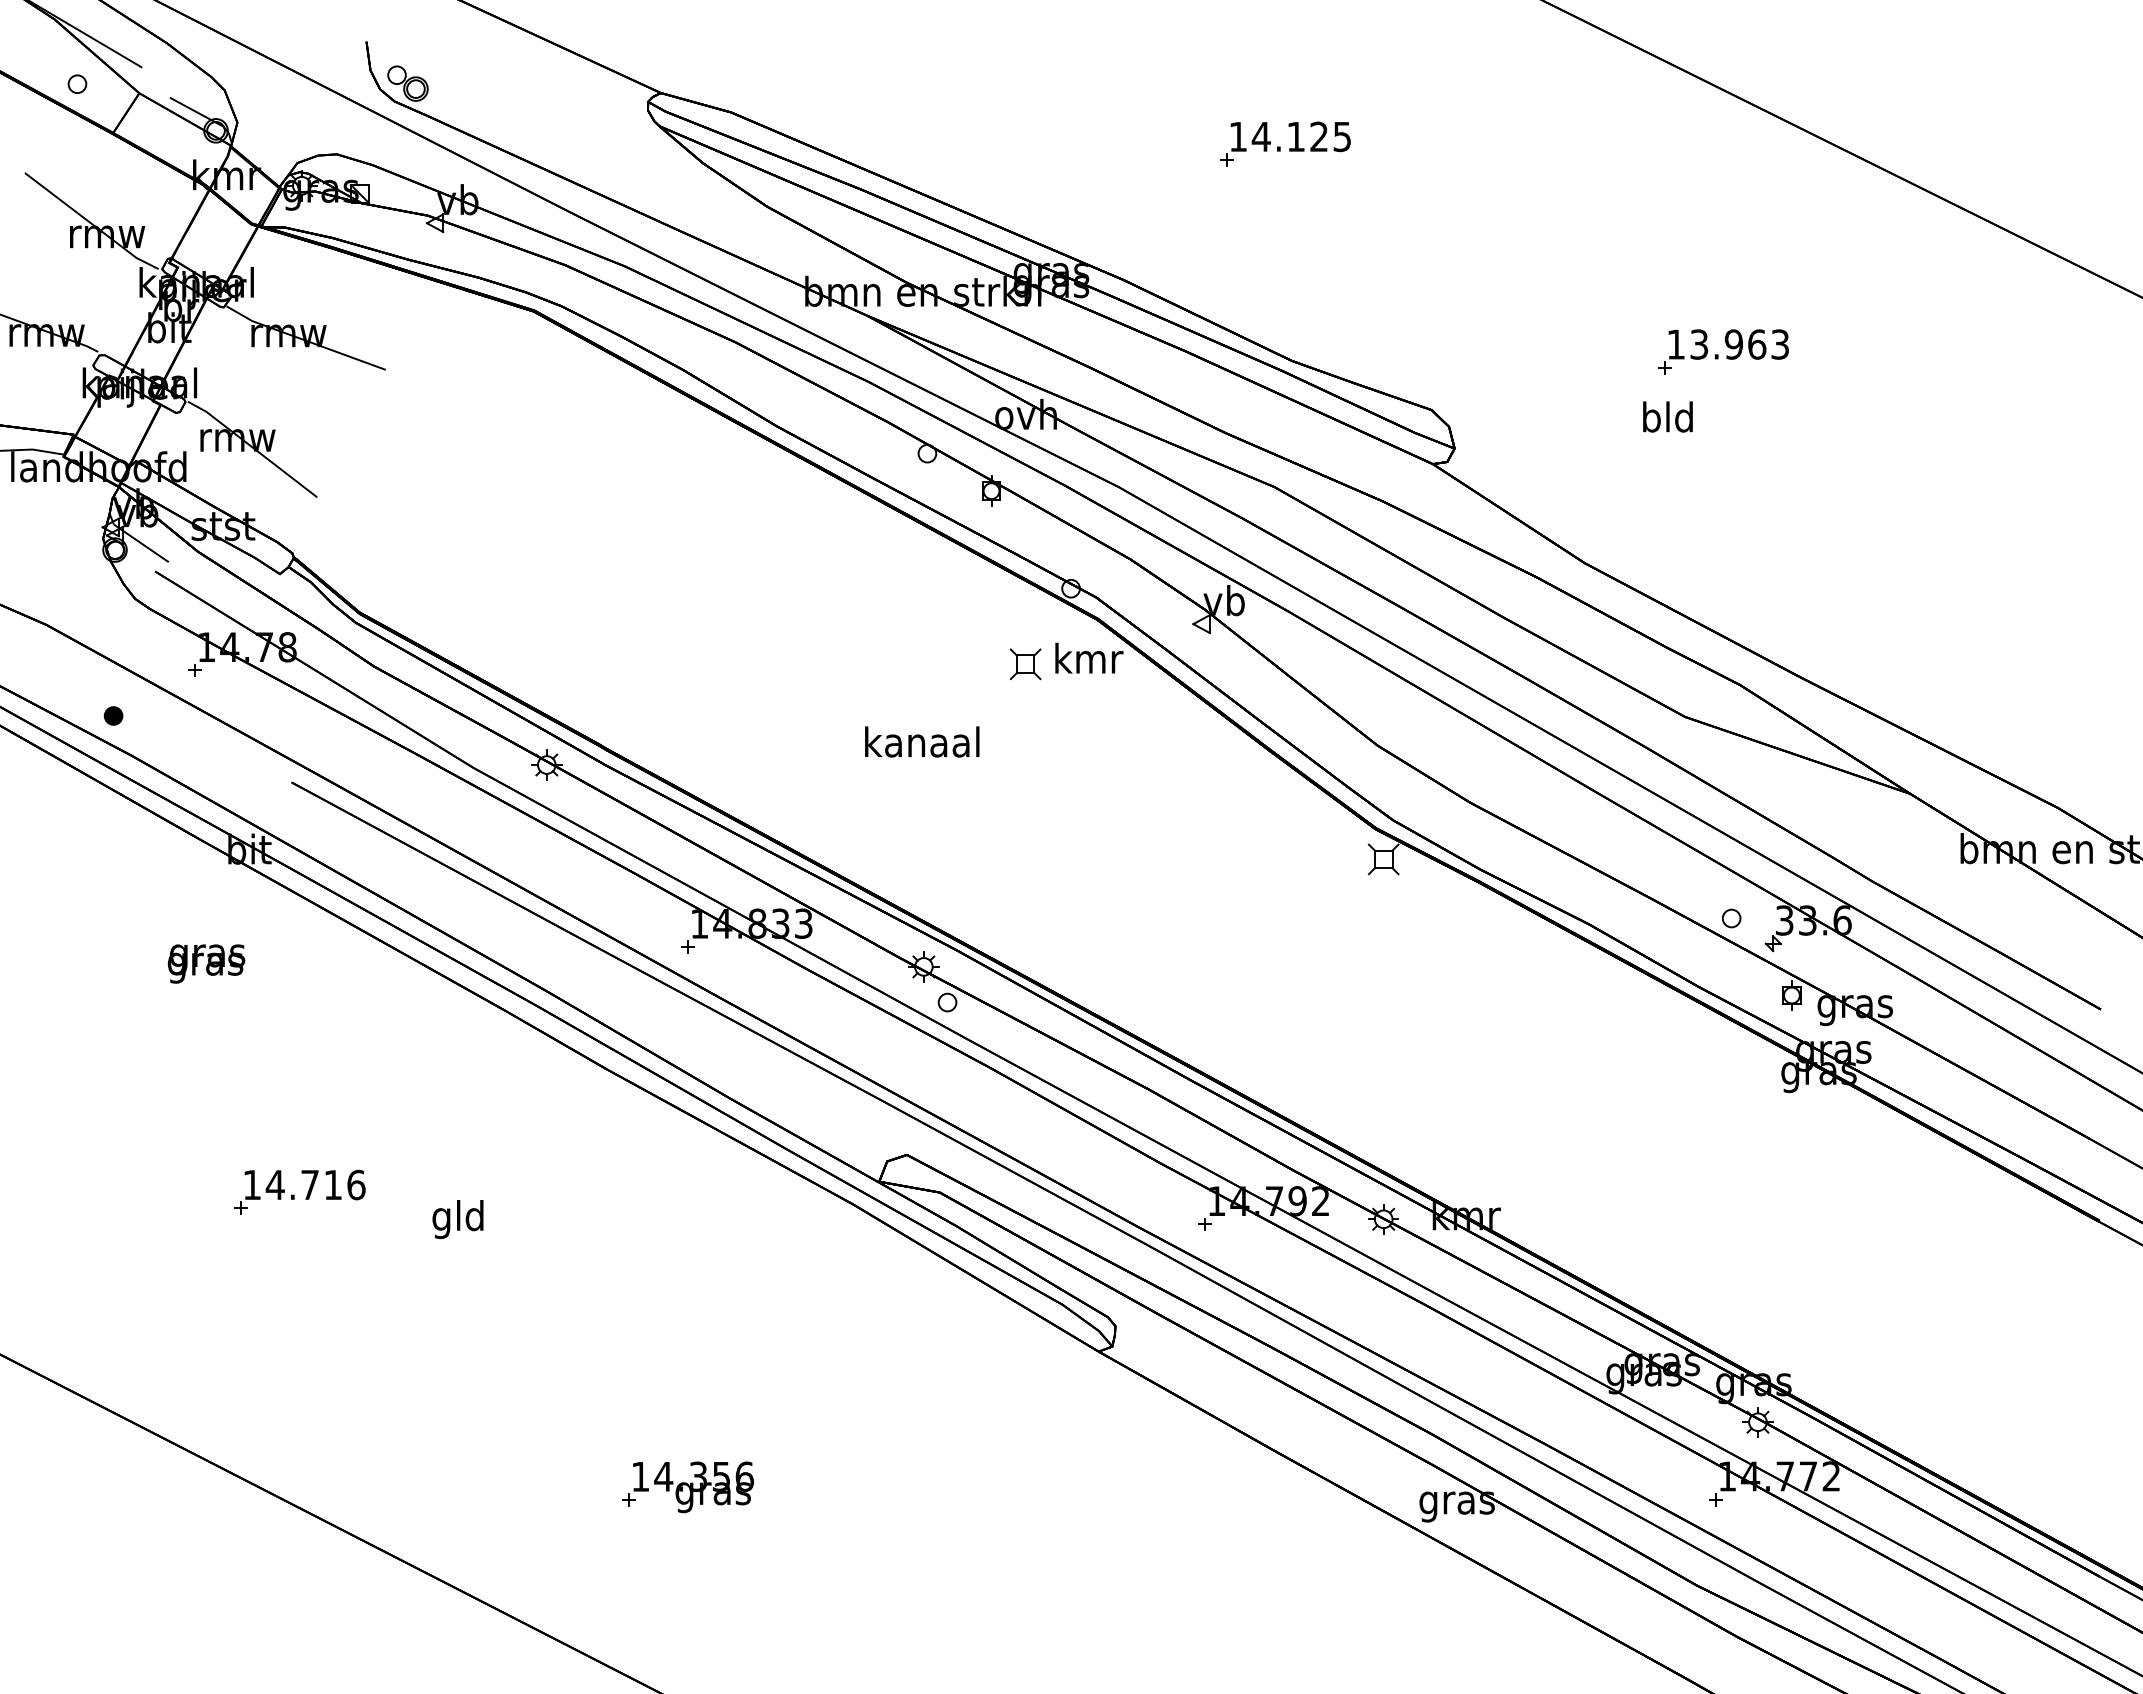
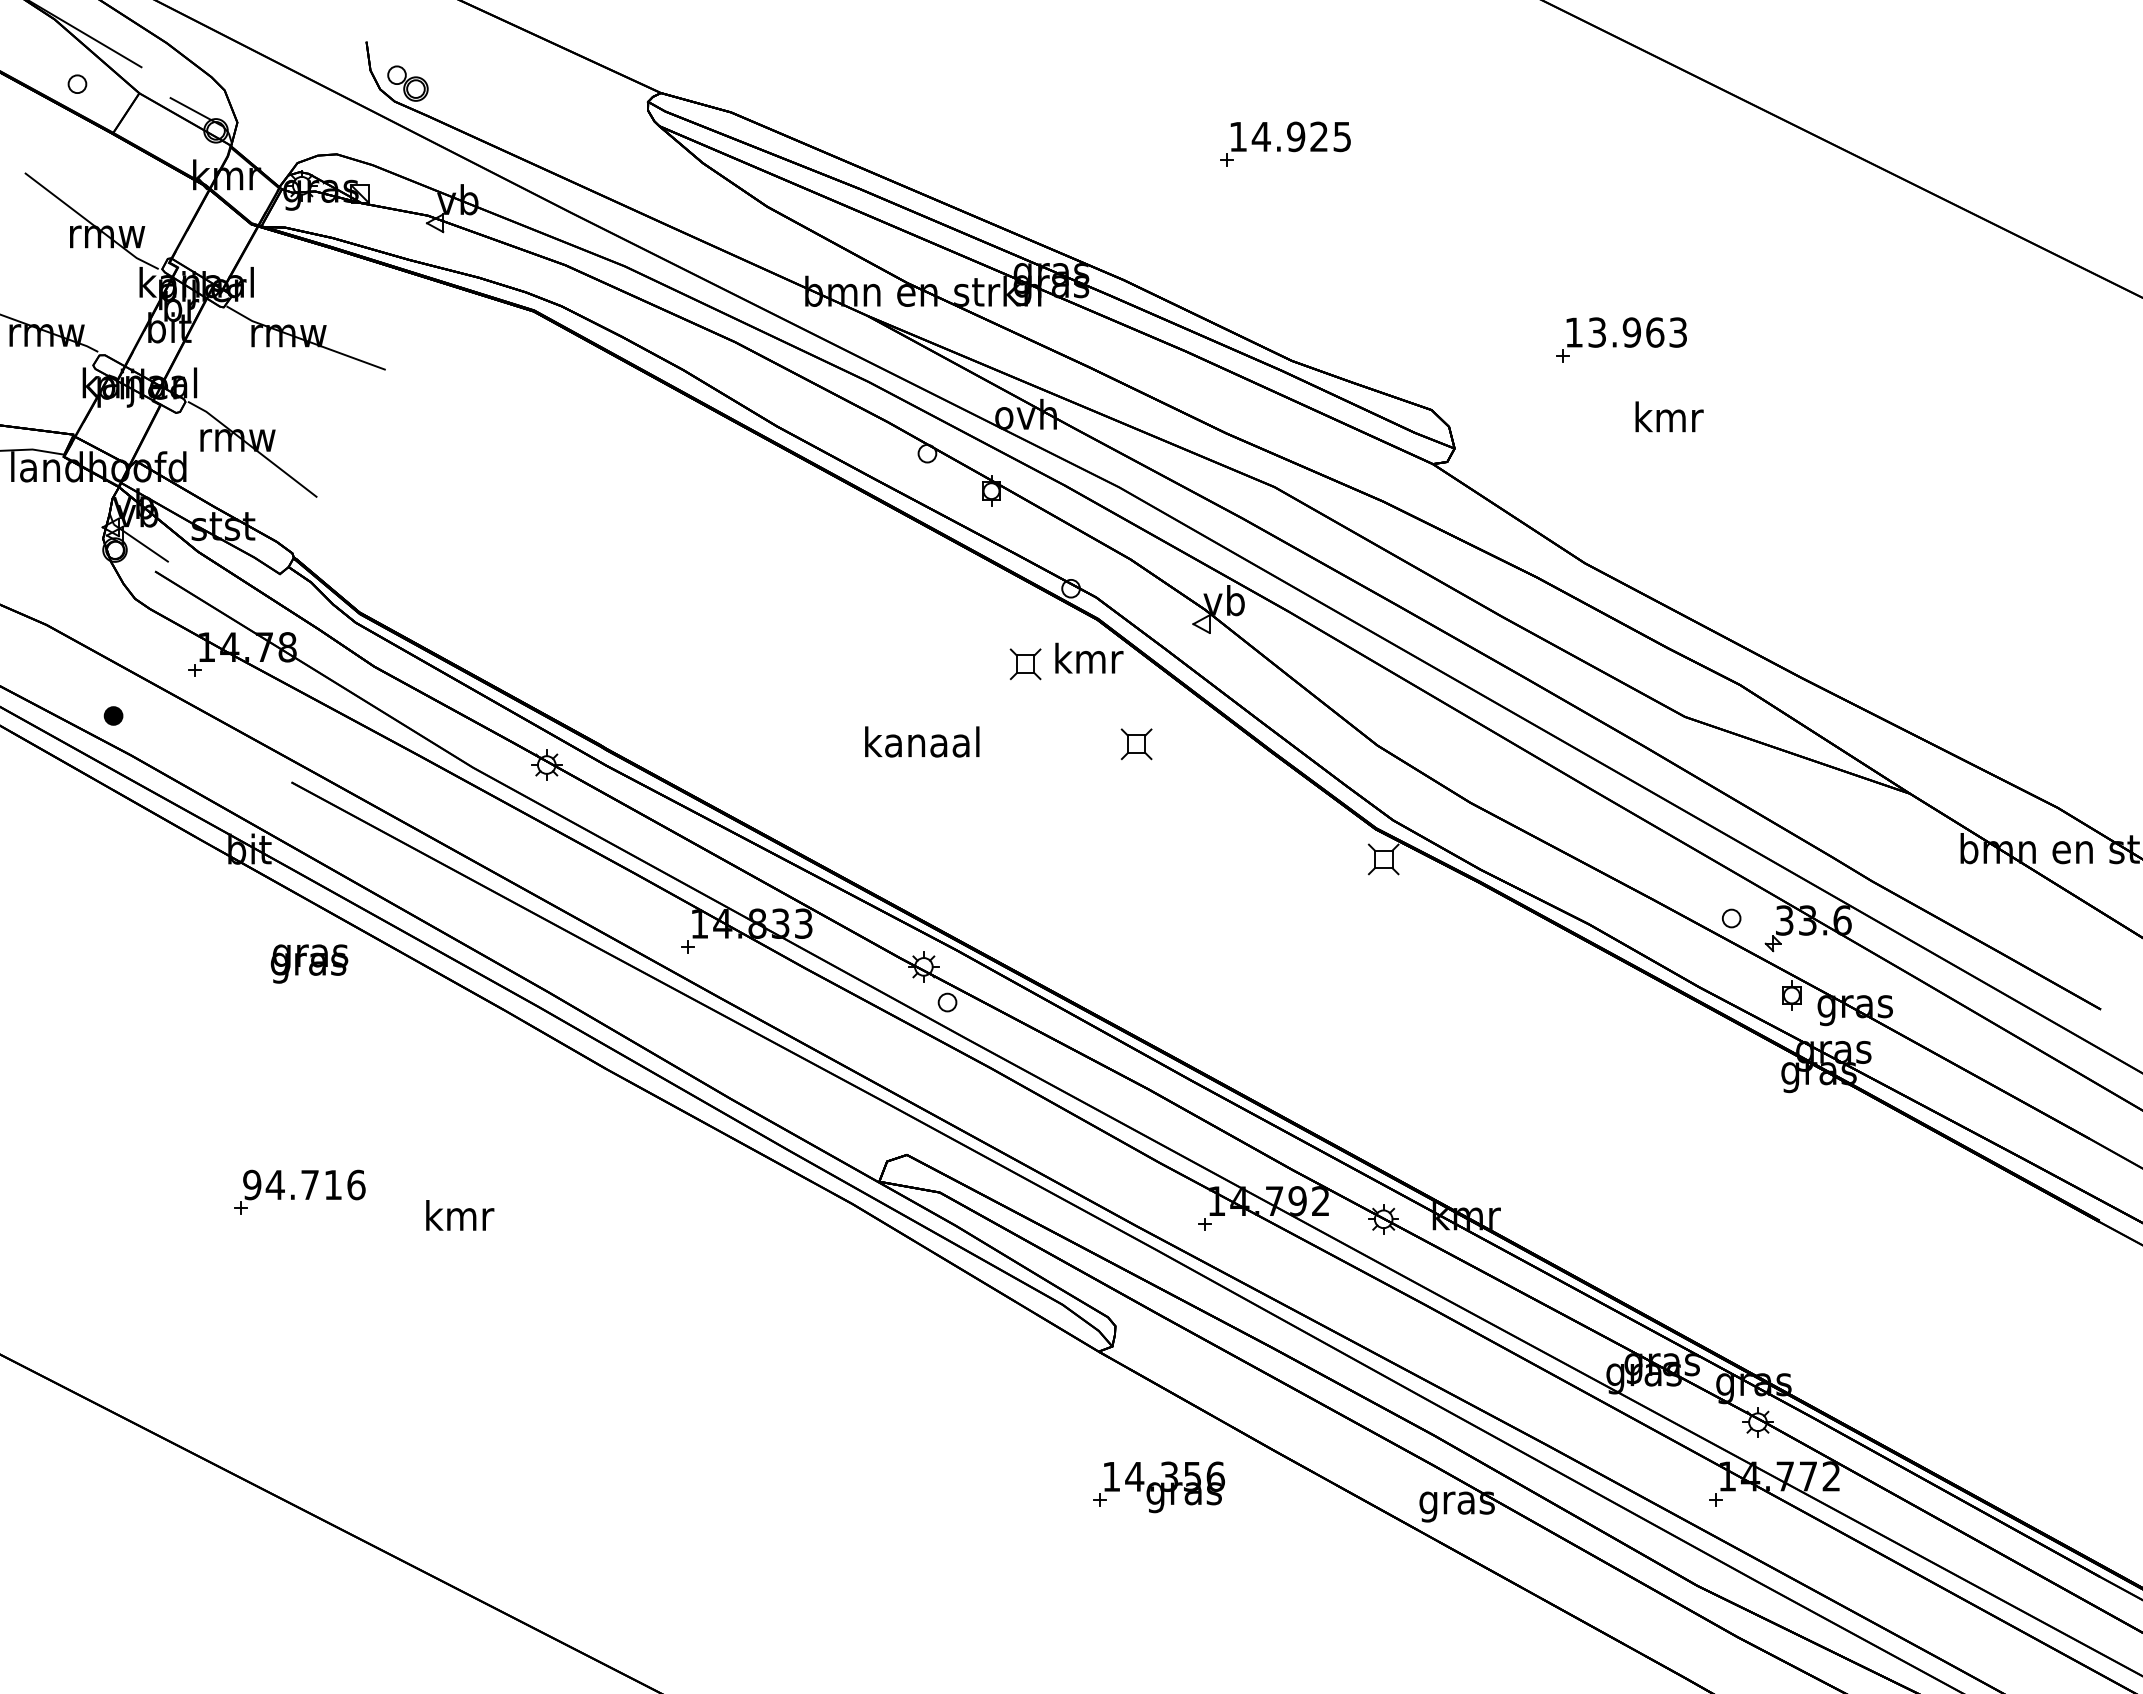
text: 14.125 -> 14.925 (1296, 136)
part position: (1723, 351) -> (1621, 339) (1621, 339)
text: bld -> kmr (1669, 416)
part: none -> present (1136, 744)
text position: (206, 963) -> (309, 963) (309, 963)
text: 14.716 -> 94.716 (252, 1184)
text: gld -> kmr (460, 1219)
part position: (687, 1487) -> (1158, 1487) (1158, 1487)
